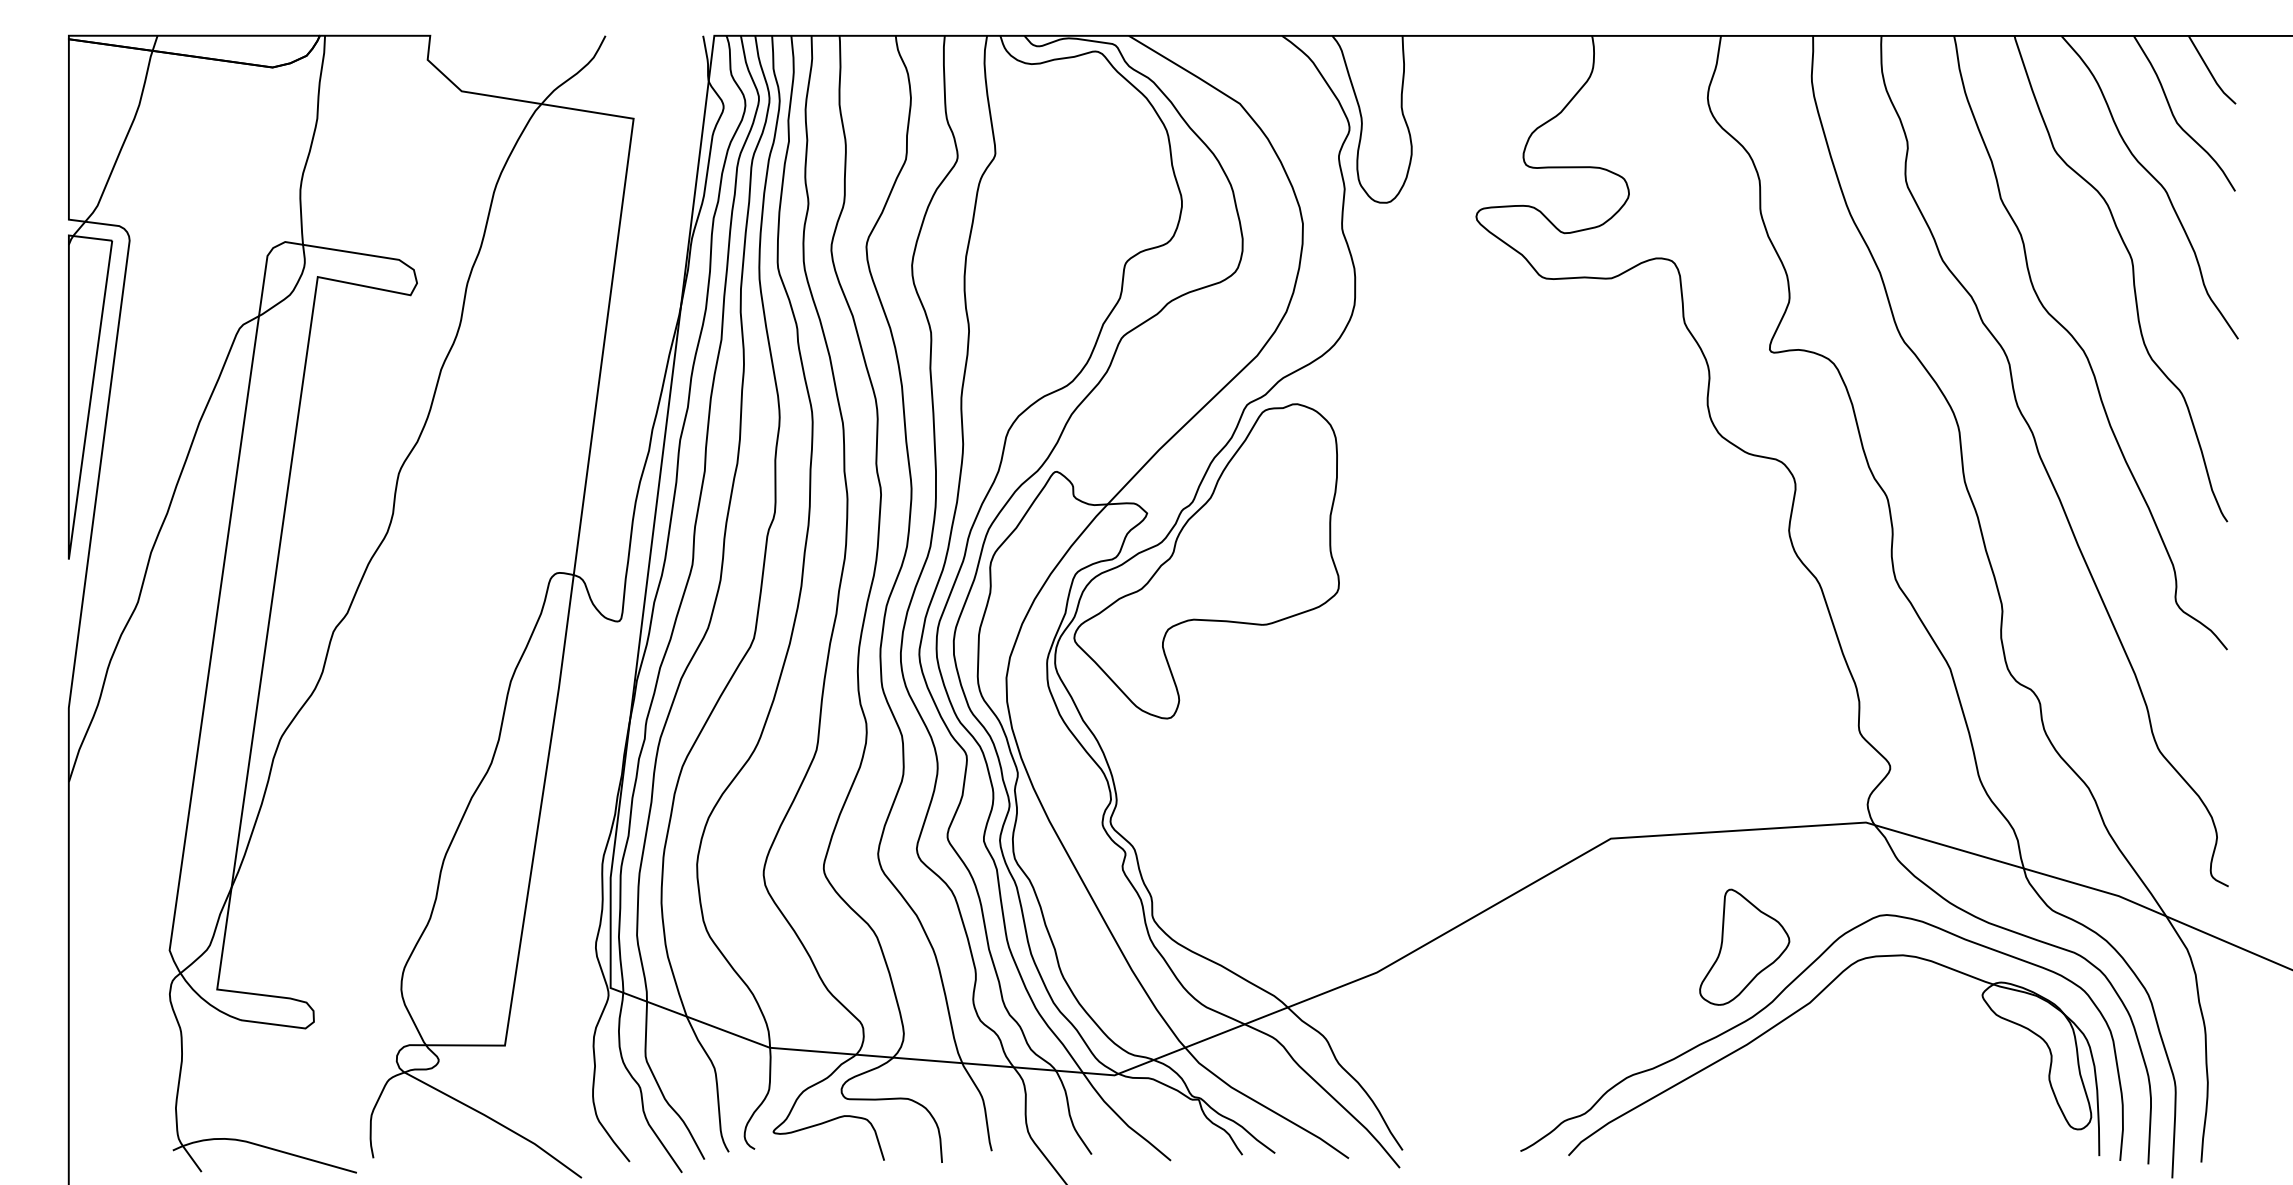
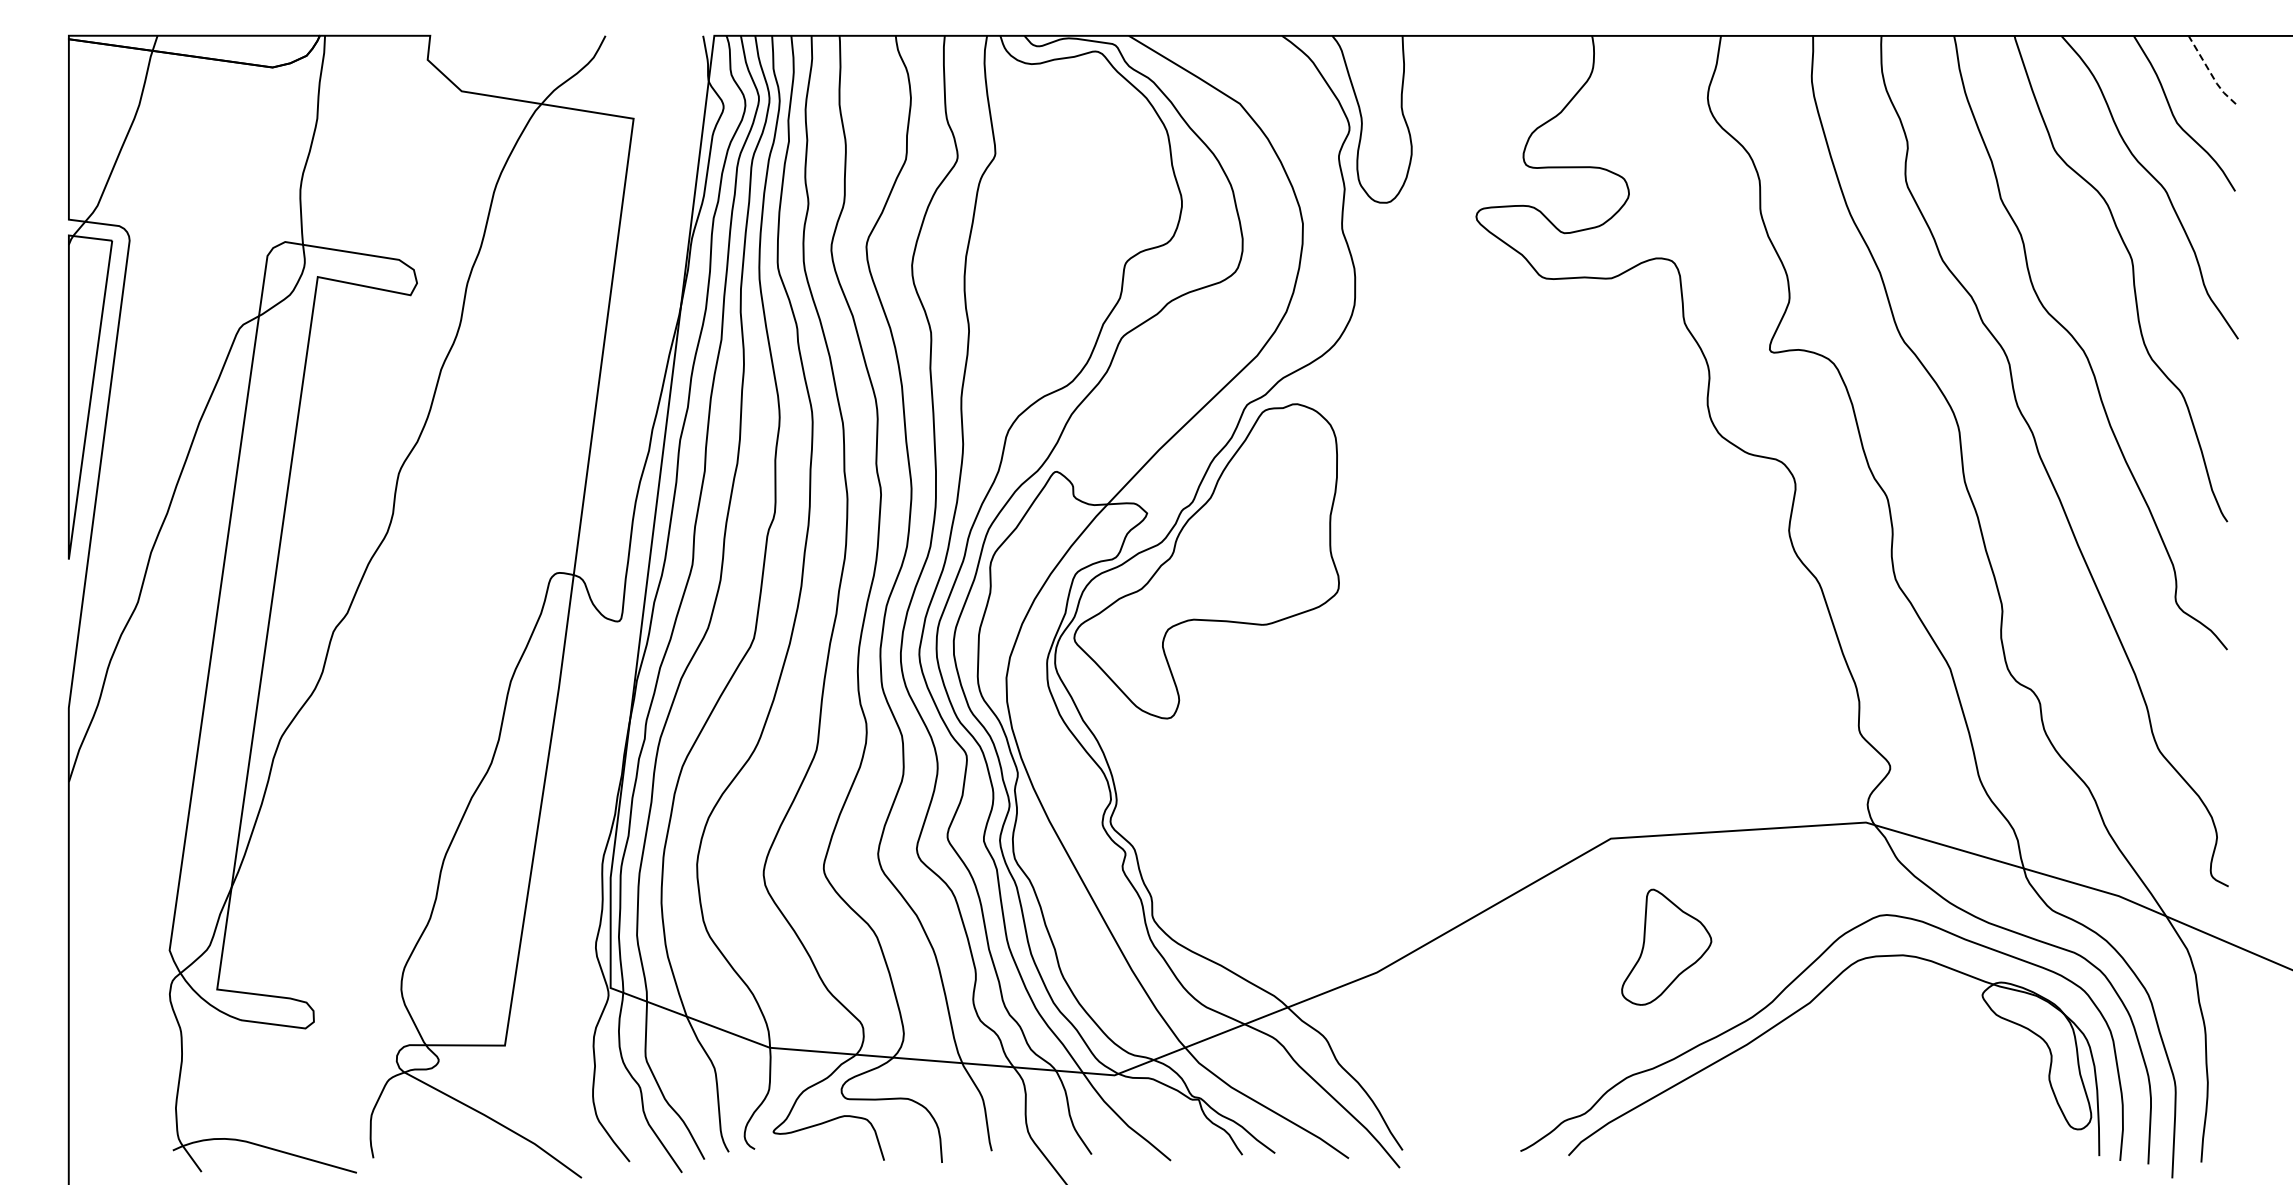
line: solid -> dashed (2210, 72)
part position: (1744, 946) -> (1666, 946) (1666, 946)
